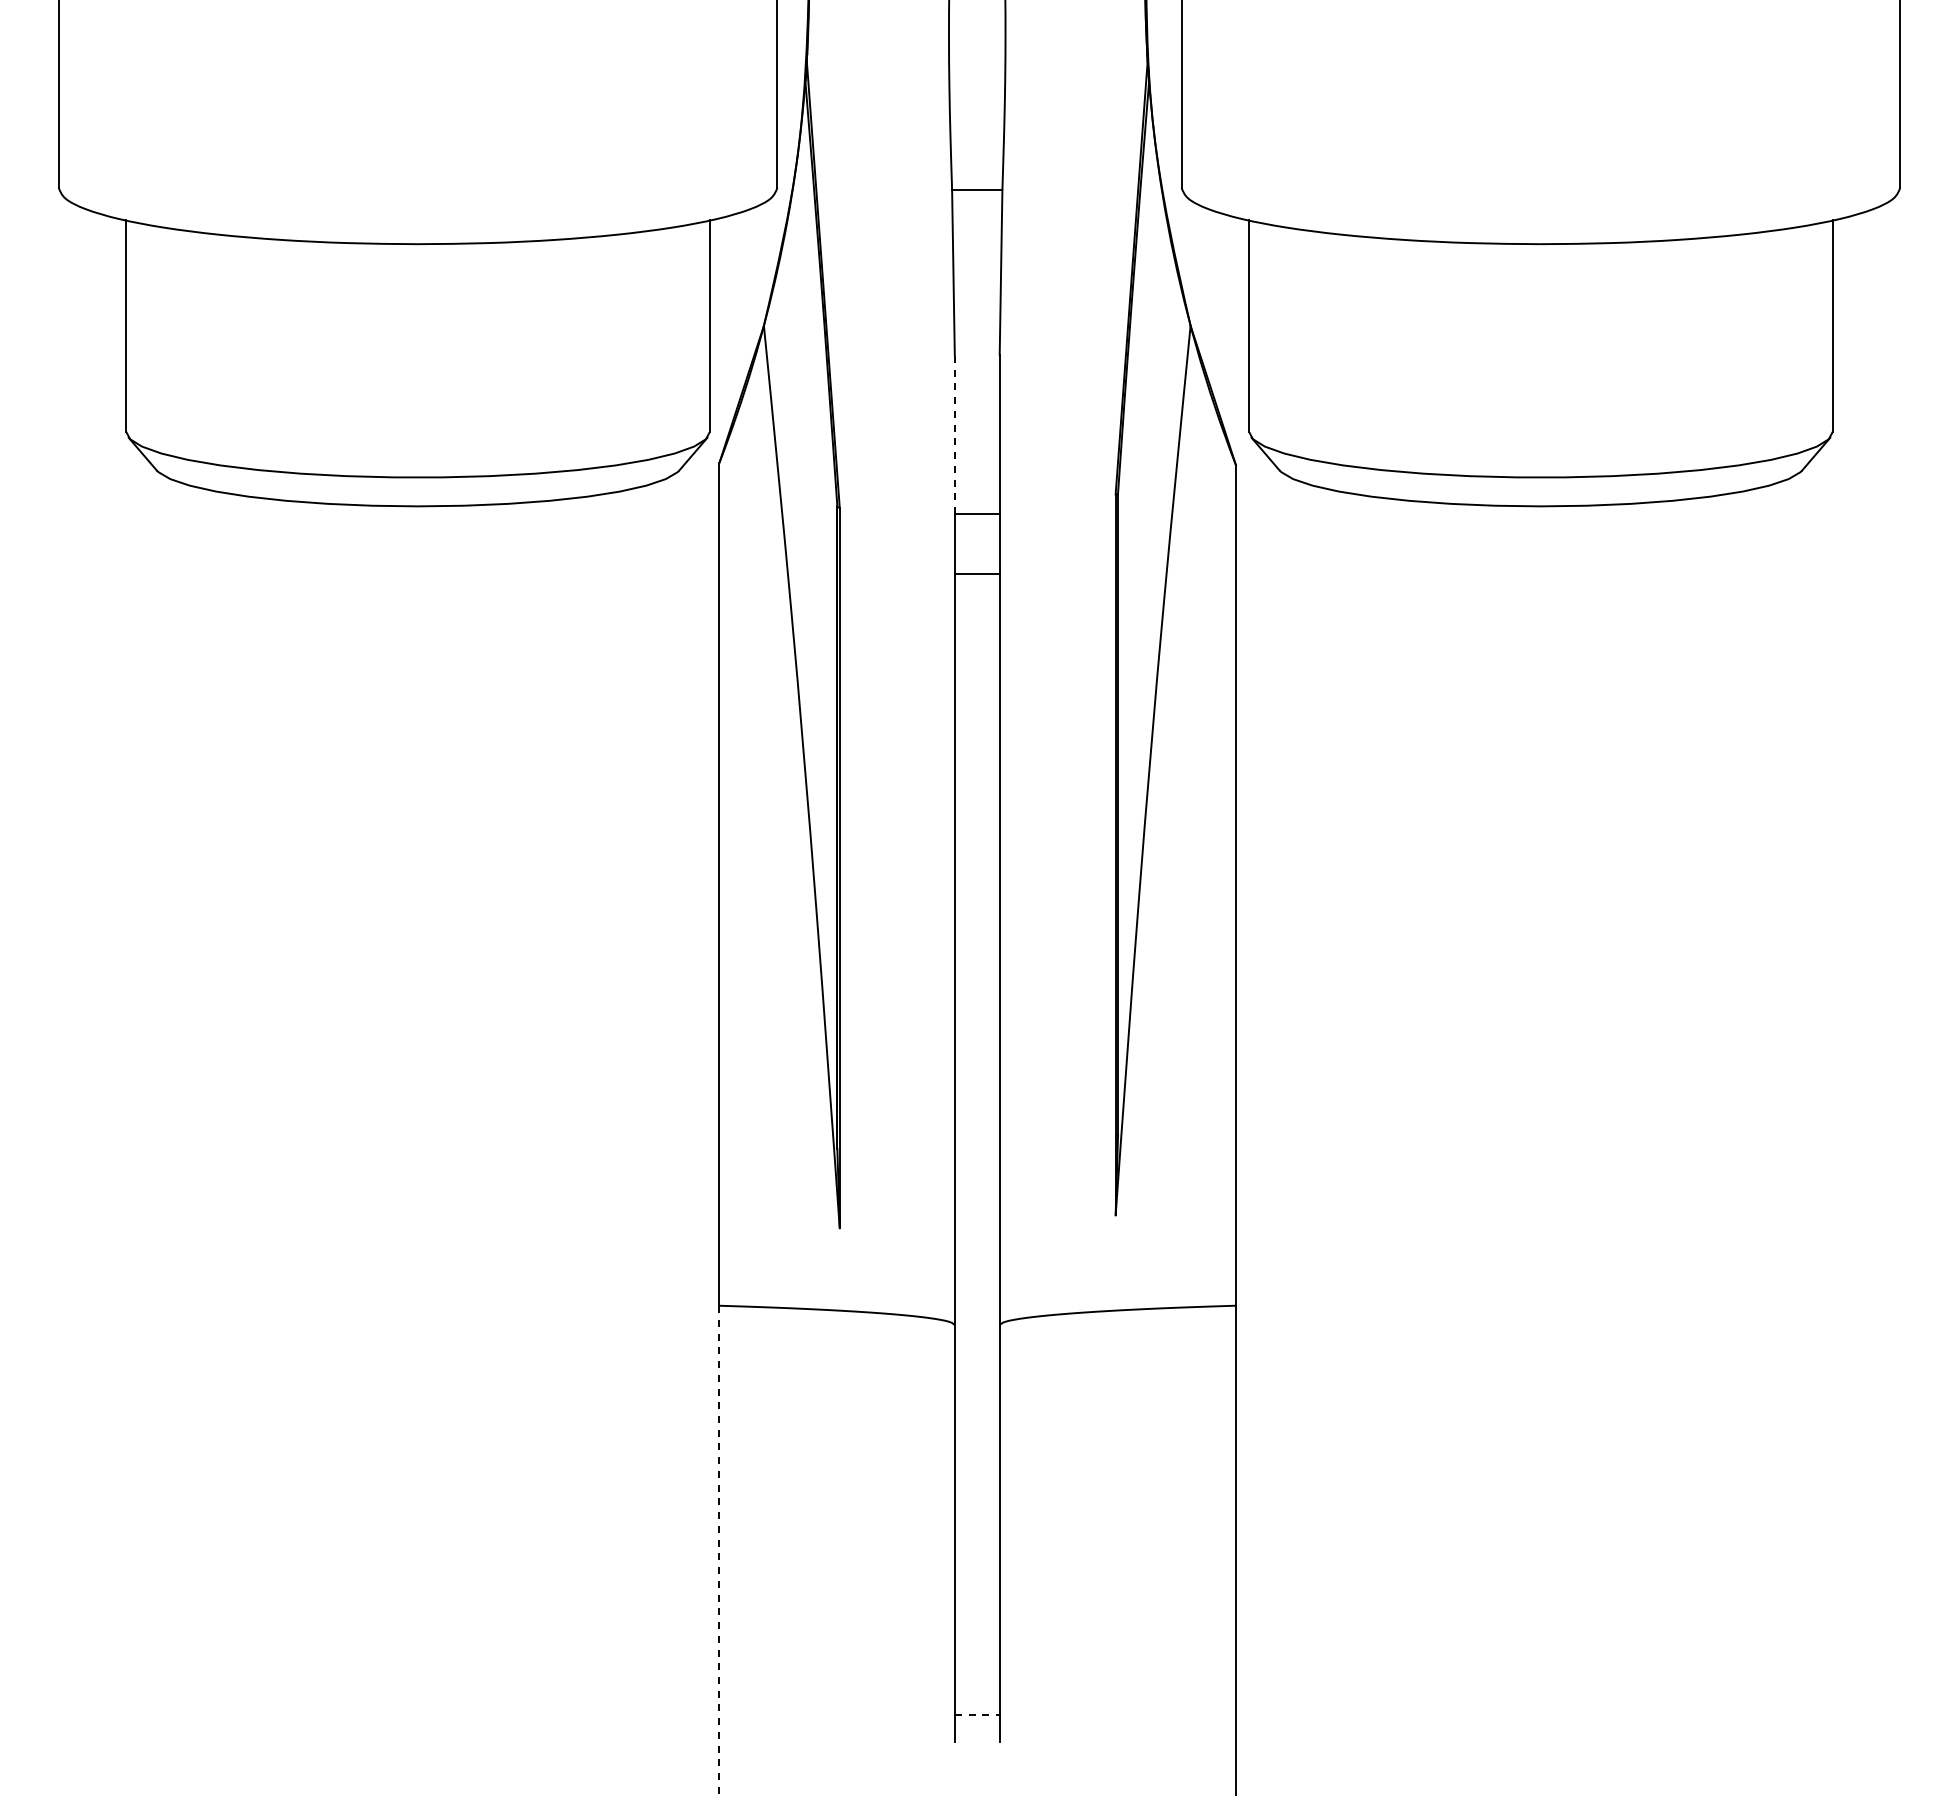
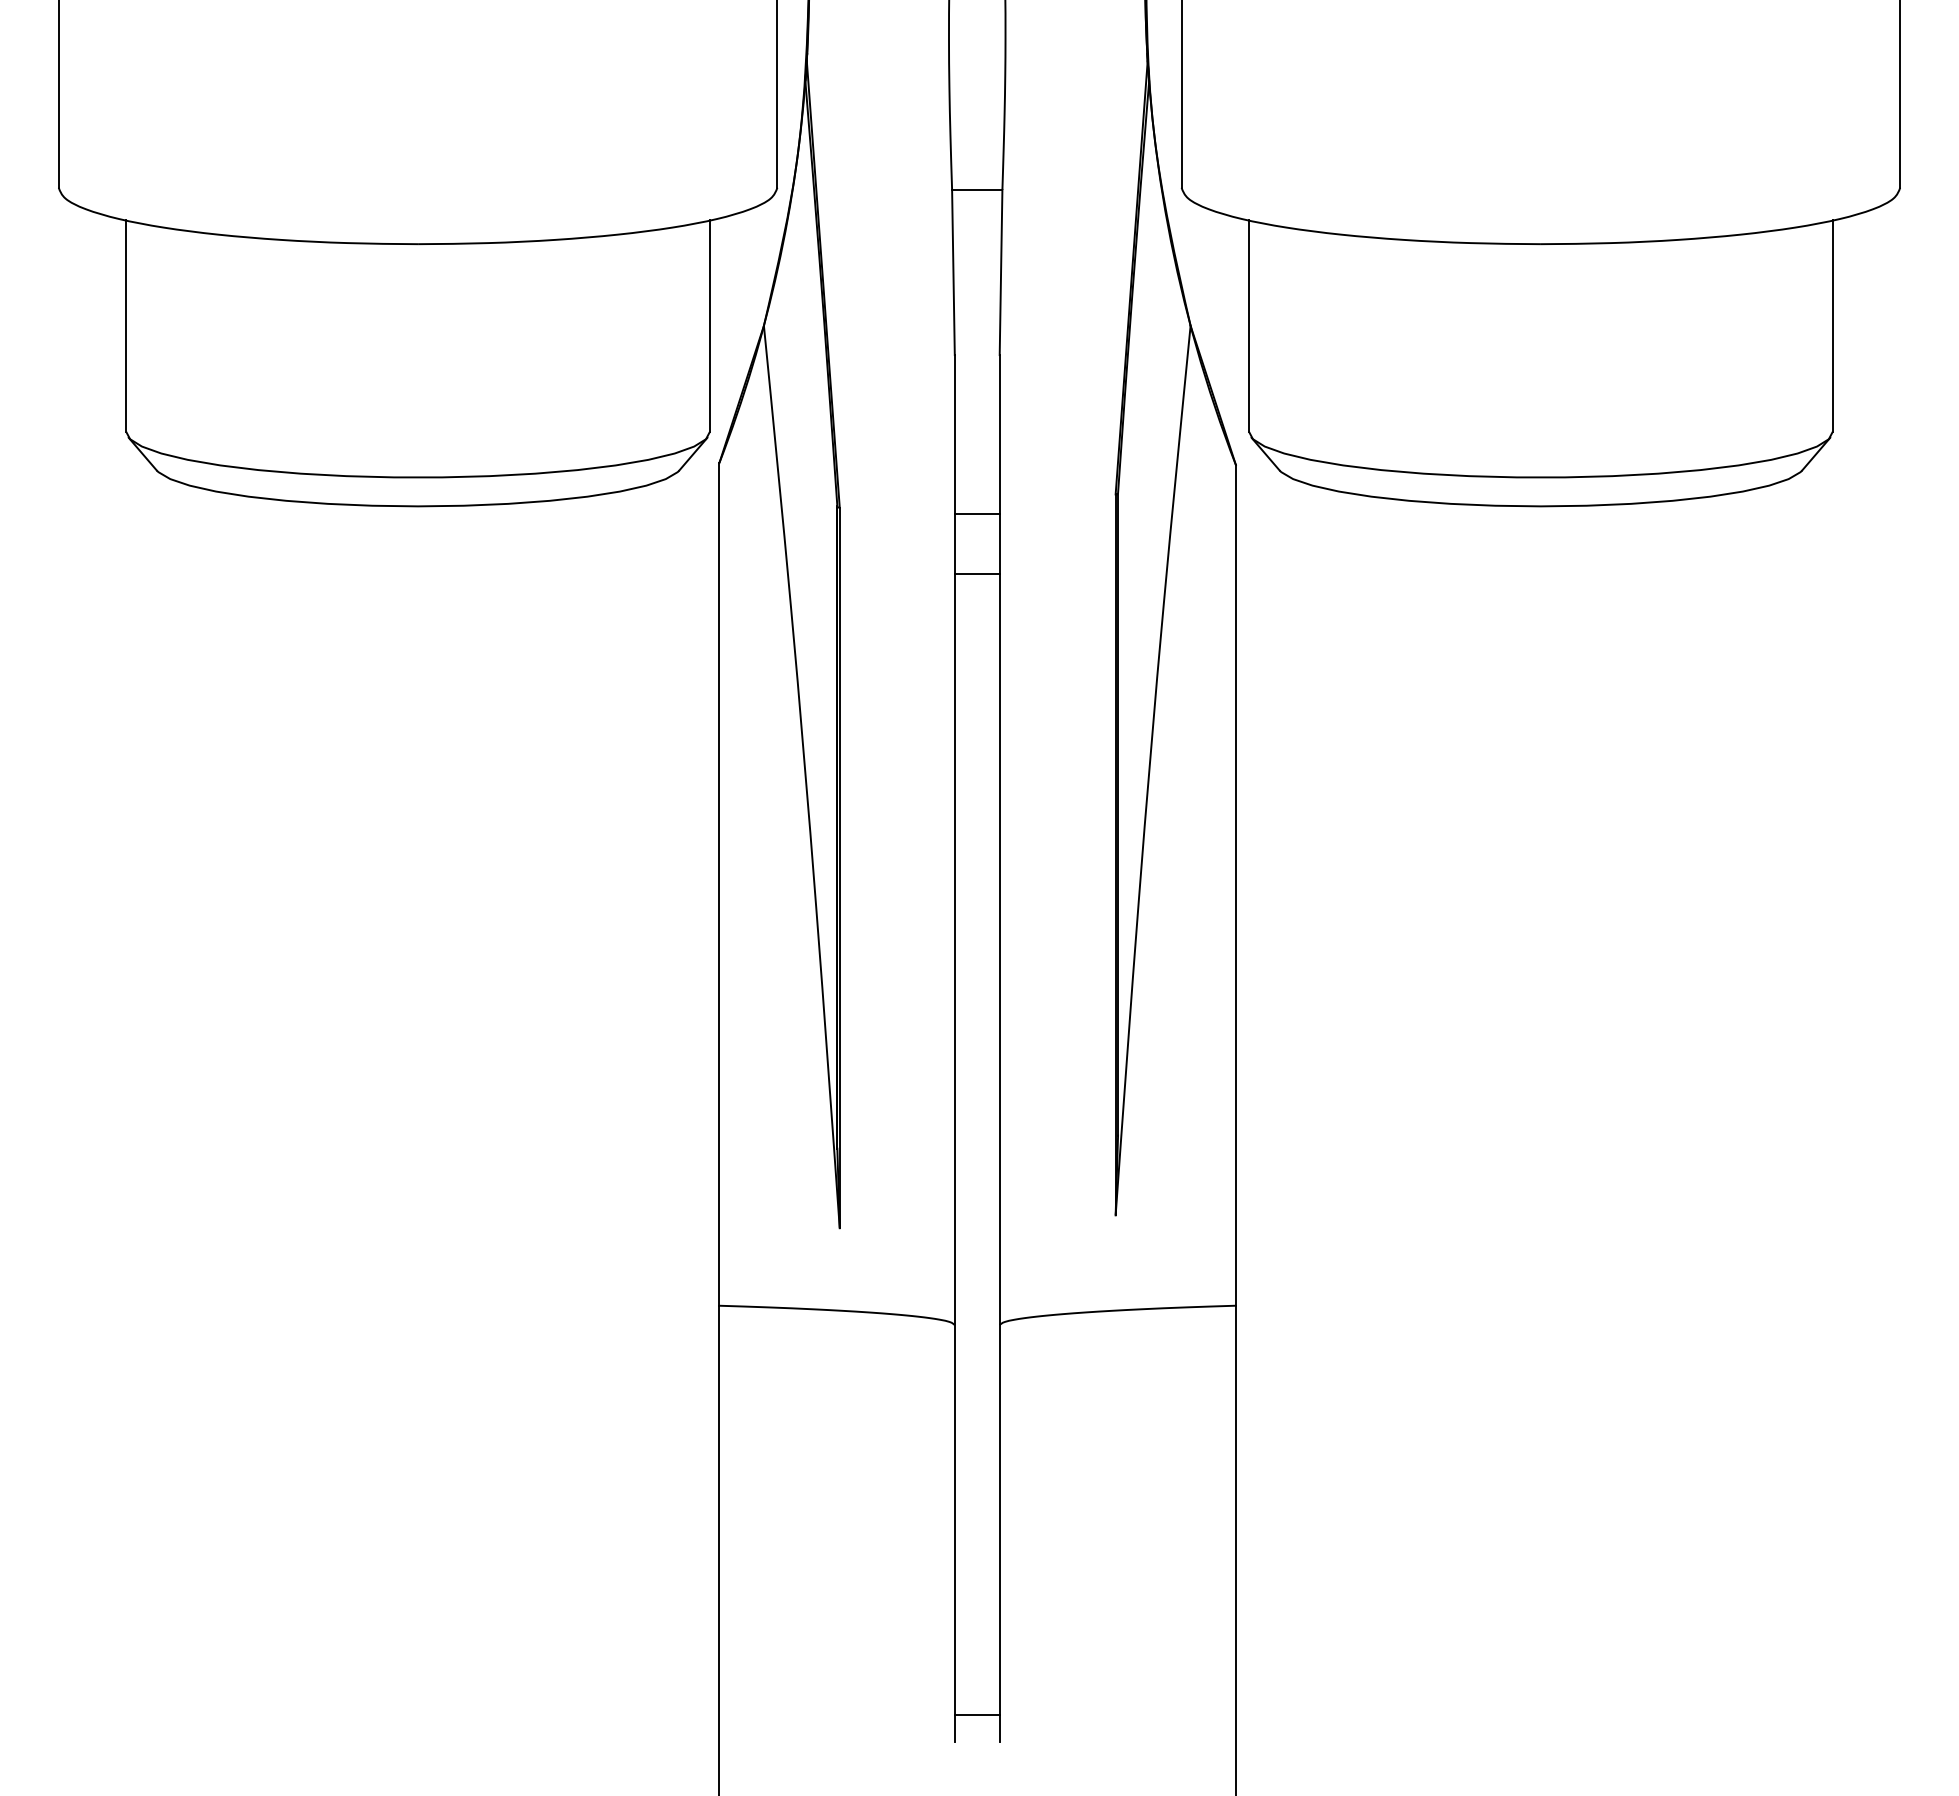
line: dashed -> solid (954, 434)
line: dashed -> solid (719, 1550)
line: dashed -> solid (977, 1714)
